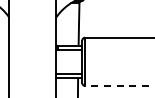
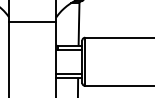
line: none -> present (32, 21)
line: dashed -> solid (119, 85)
